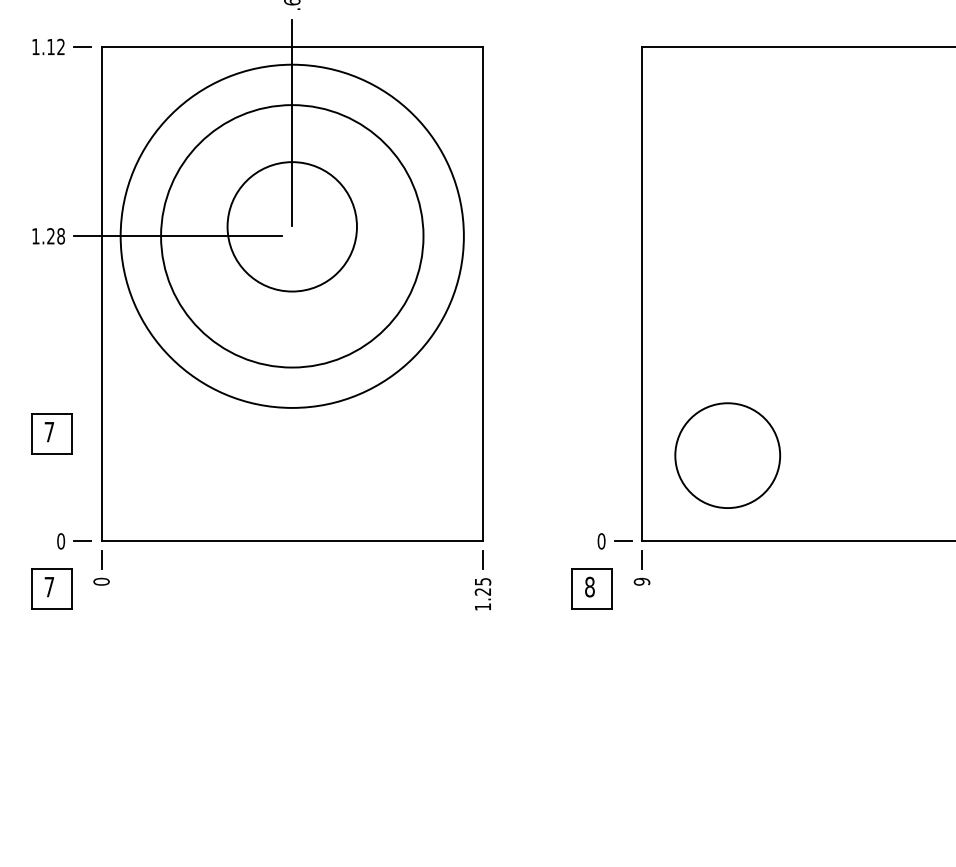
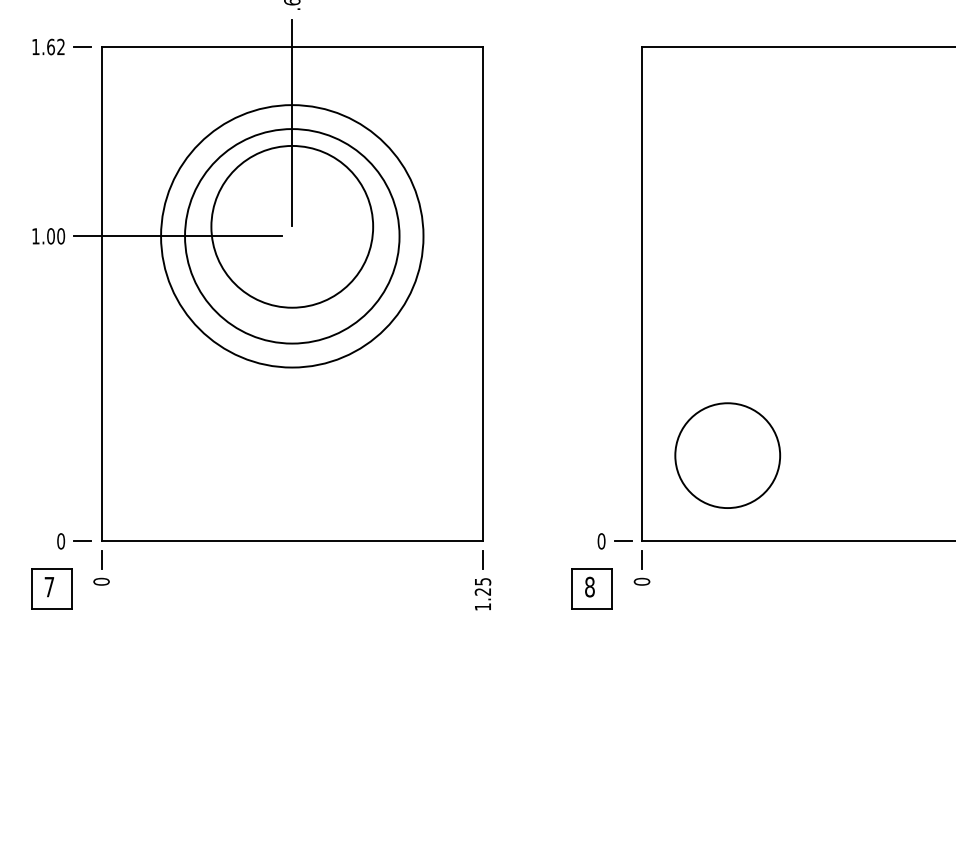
text: 1.12 -> 1.62 (50, 46)
circle diameter: 129 px -> 162 px (292, 226)
circle diameter: 343 px -> 215 px (292, 236)
text: 1.28 -> 1.00 (56, 236)
part: present -> none (51, 433)
text: 9 -> 0 (642, 581)
